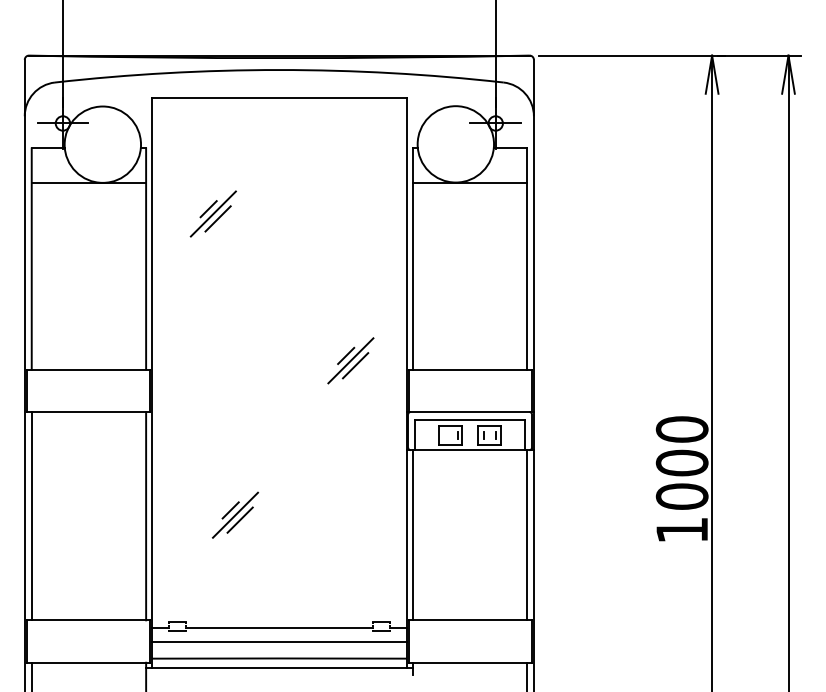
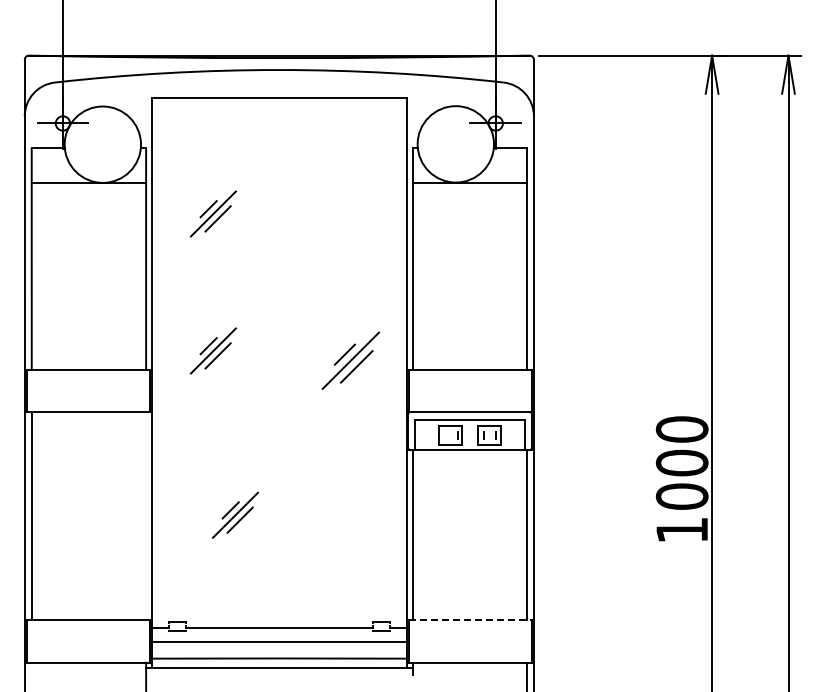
part: none -> present (212, 350)
part size: 48x48 px -> 60x59 px (350, 360)
line: present -> none (146, 516)
line: solid -> dashed (470, 620)
line: present -> none (31, 675)
